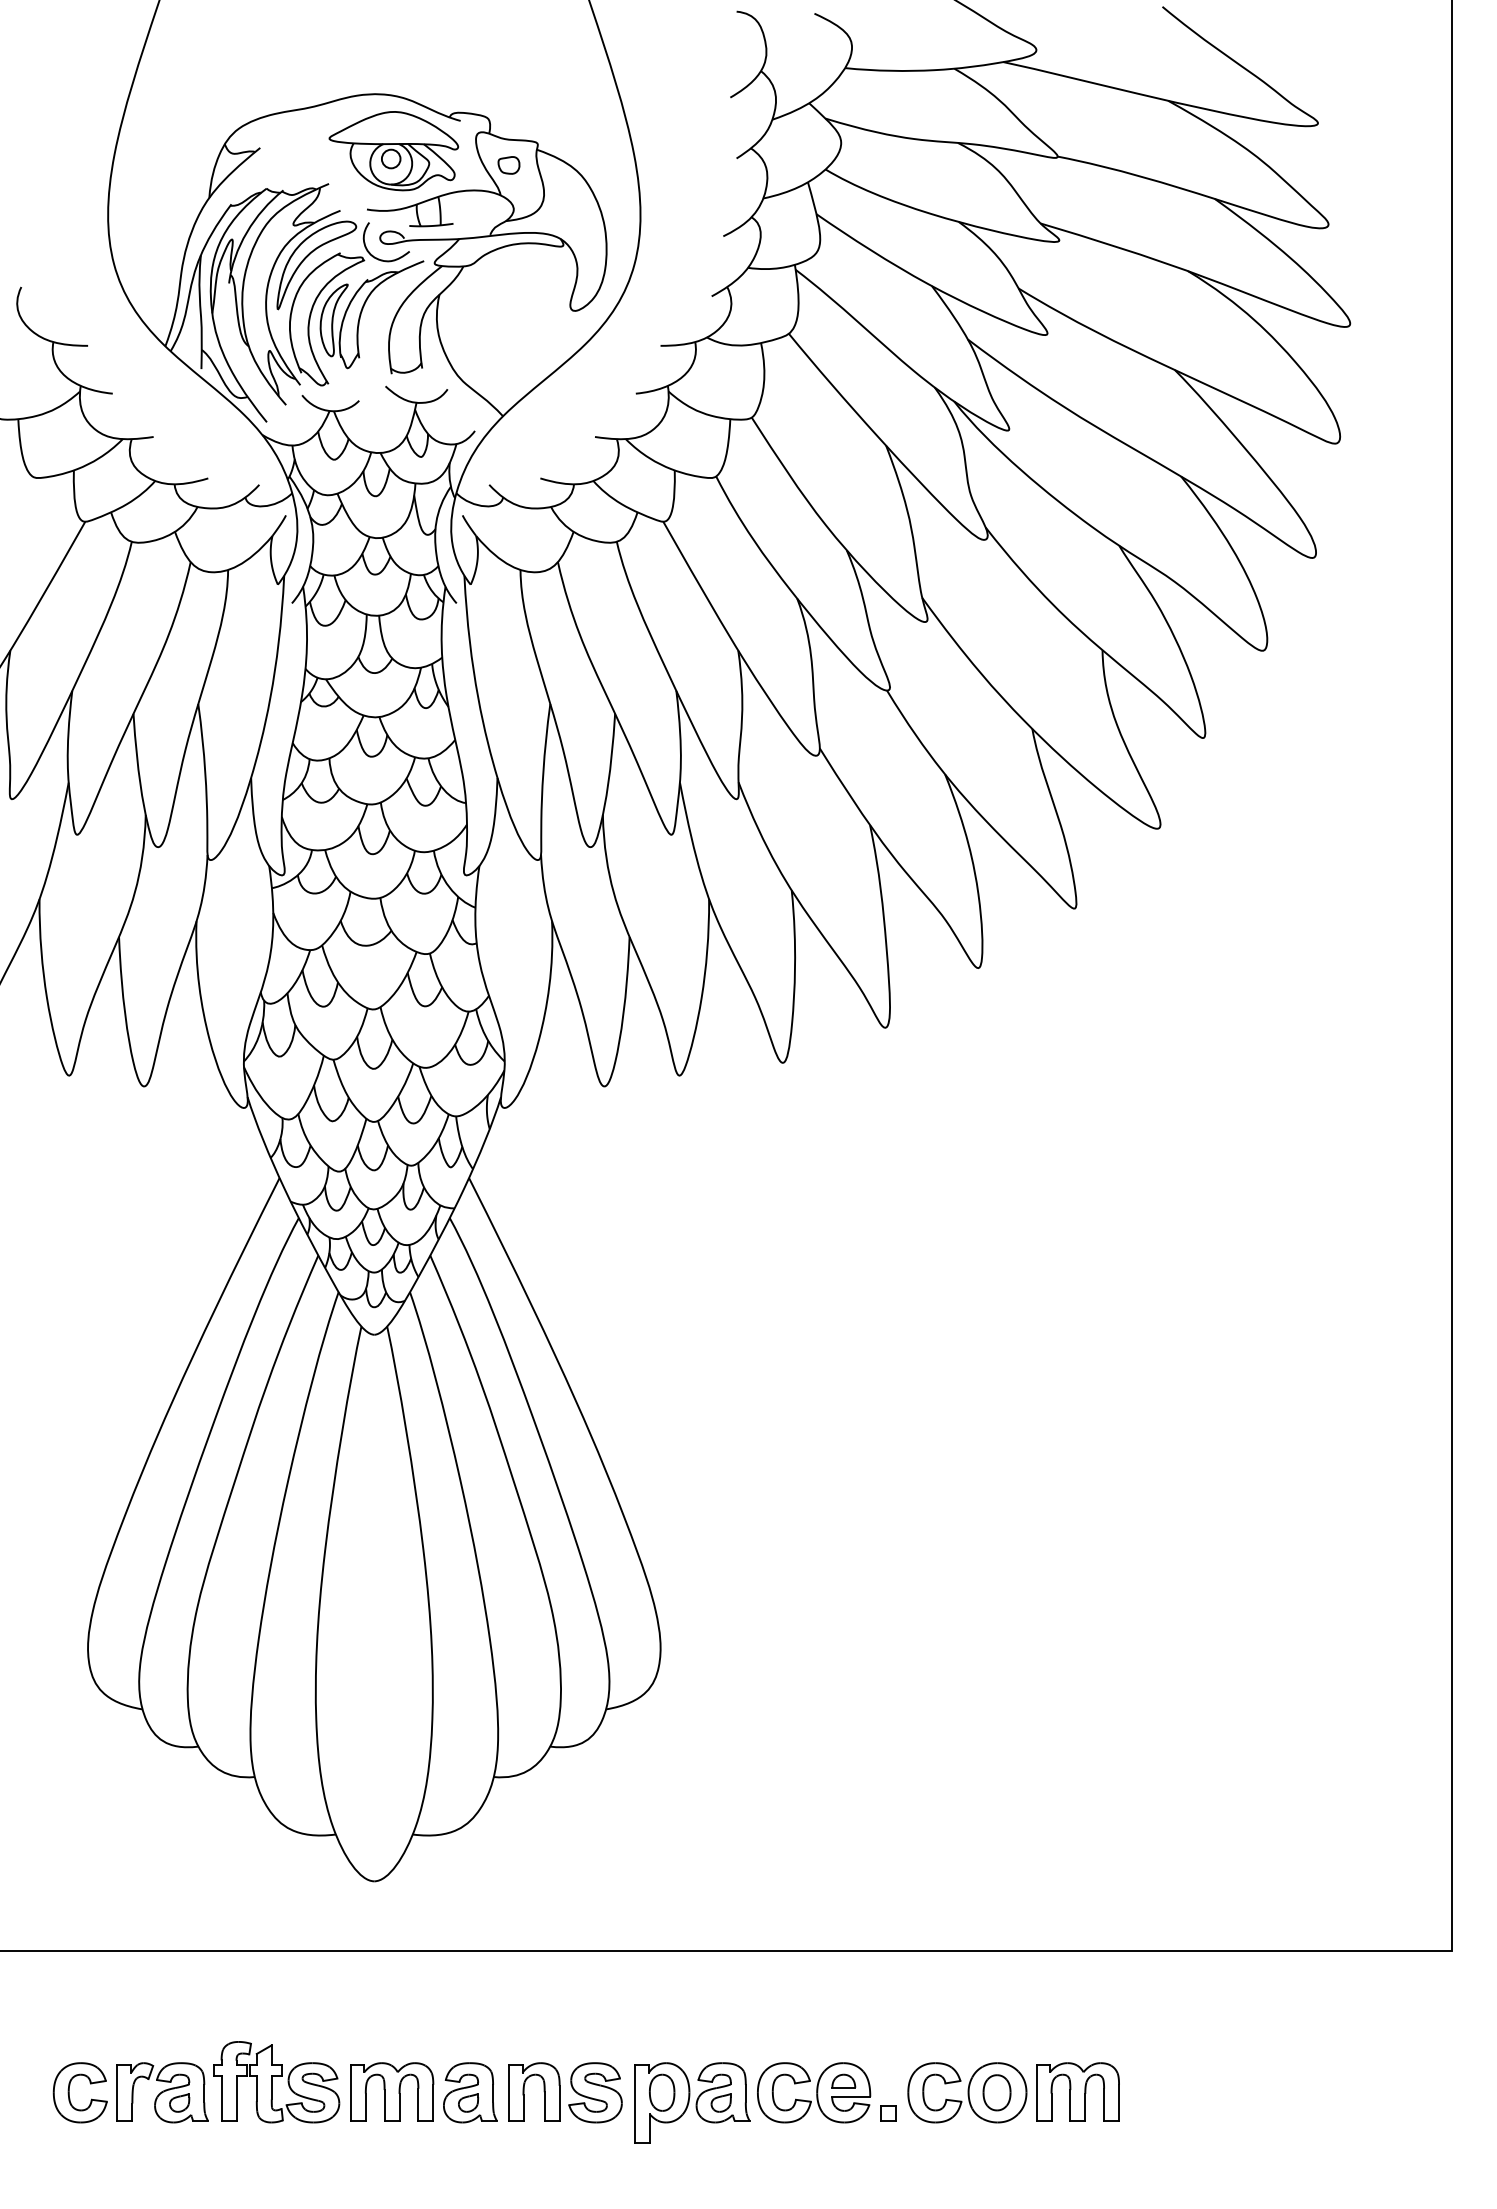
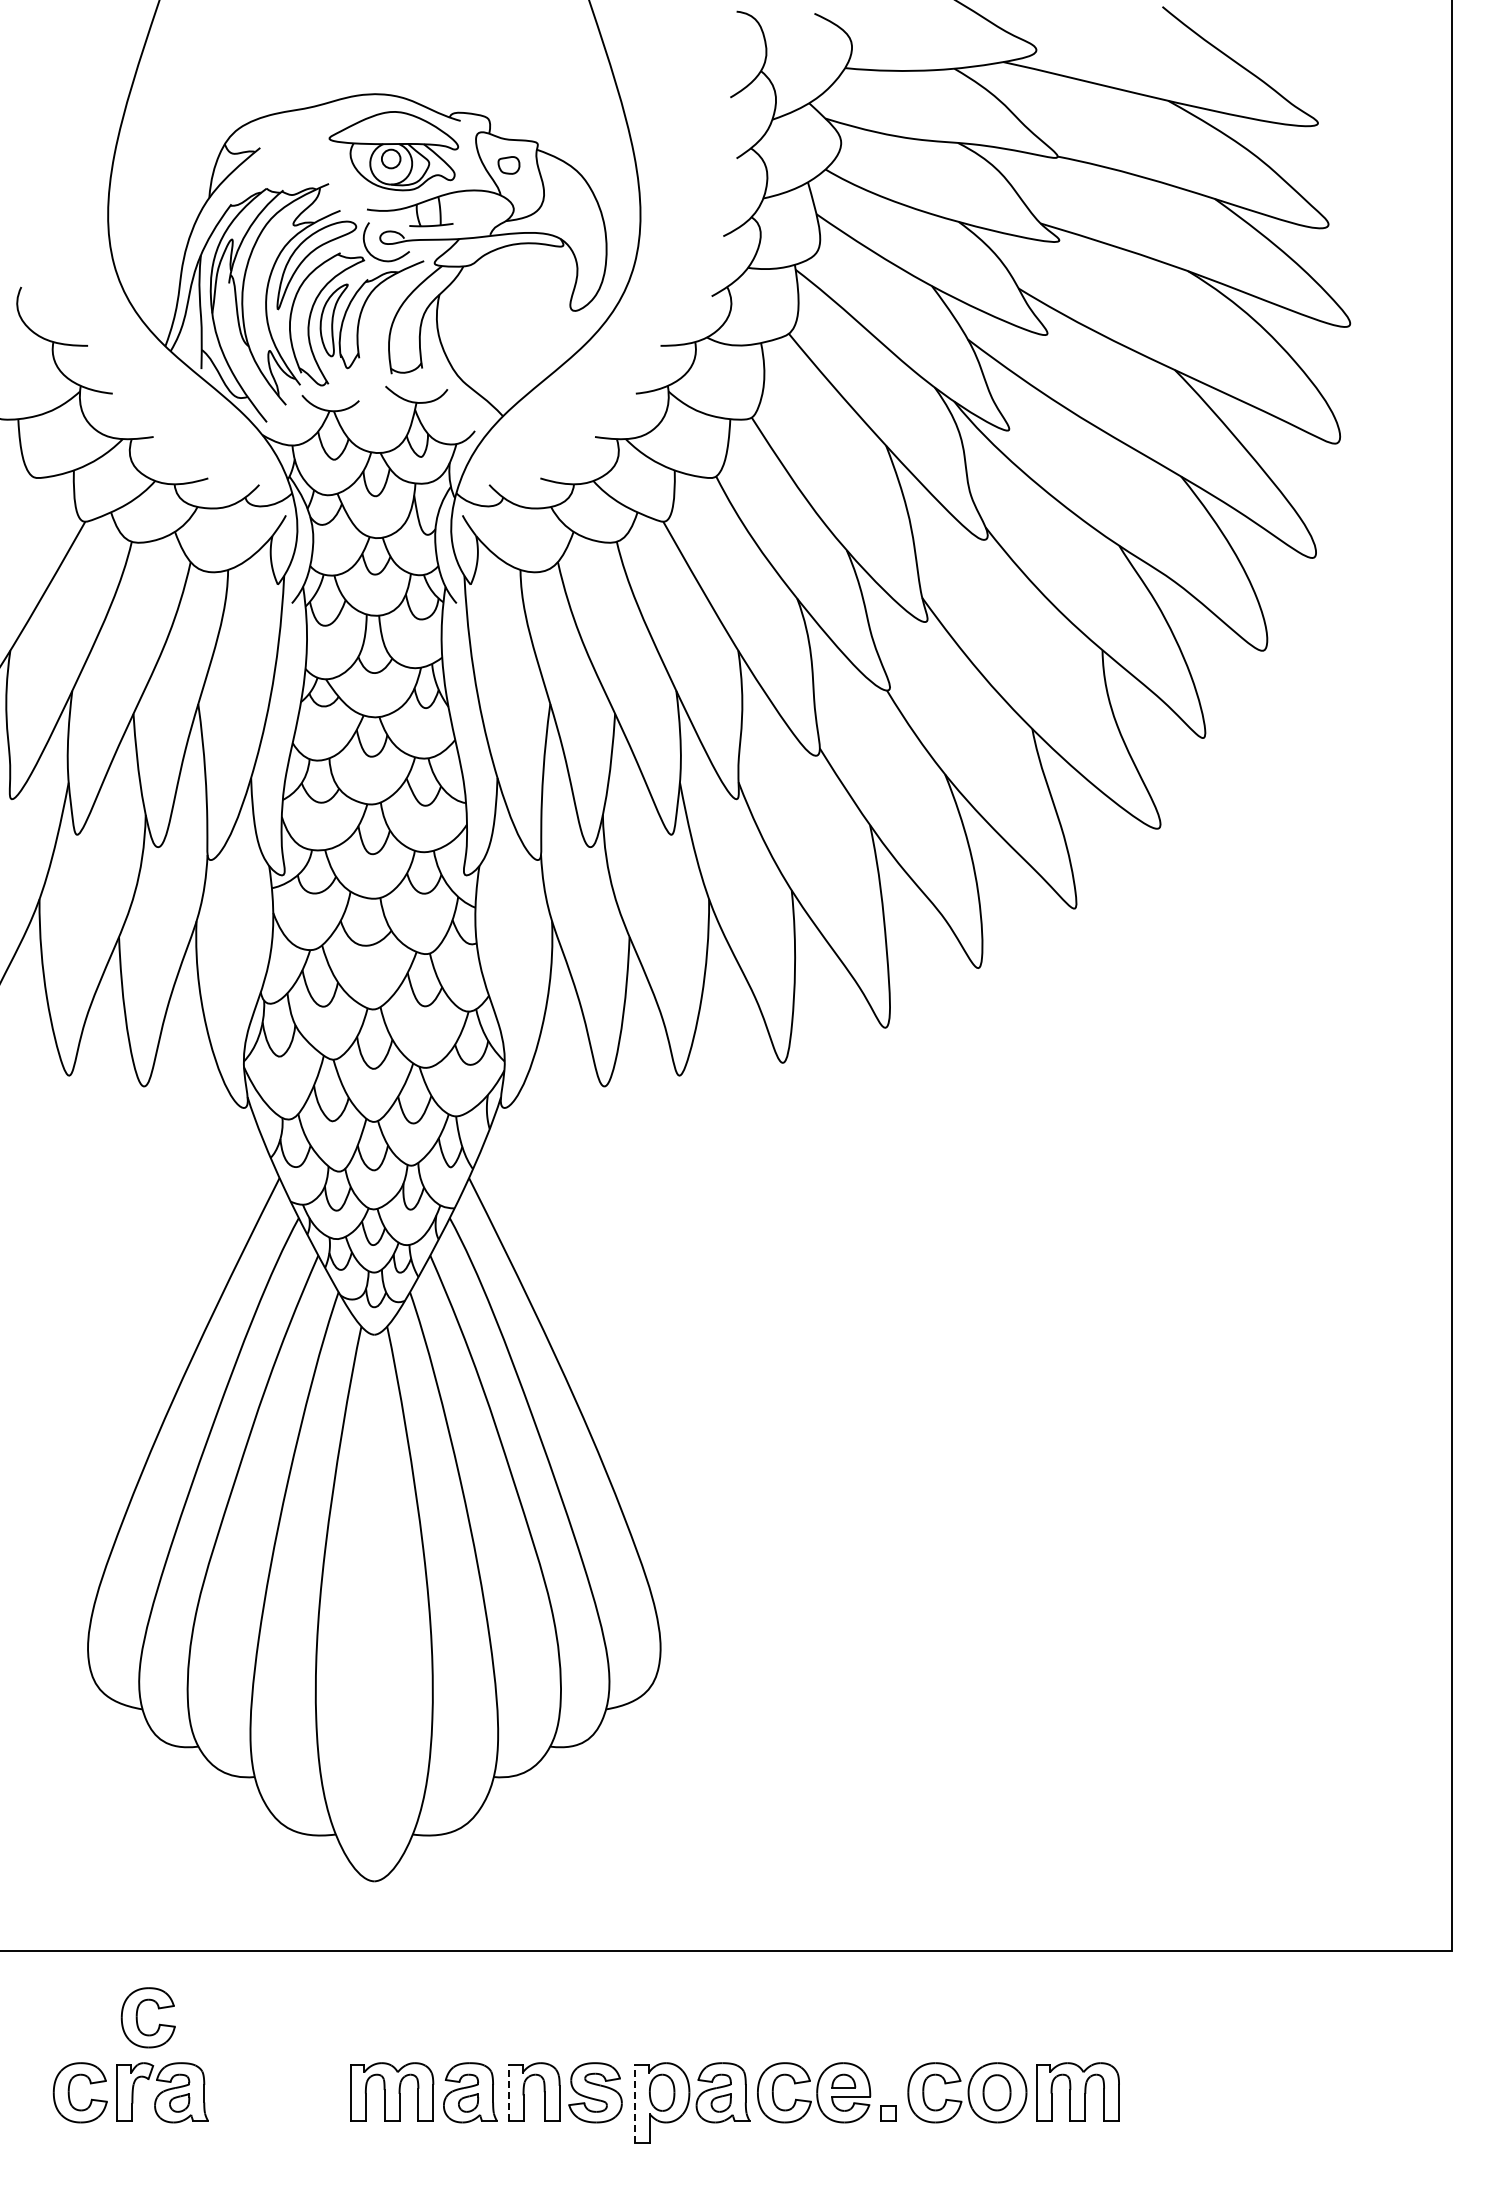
part: none -> present (137, 2017)
part: present -> none (276, 2082)
line: solid -> dashed (508, 2092)
line: solid -> dashed (634, 2103)
